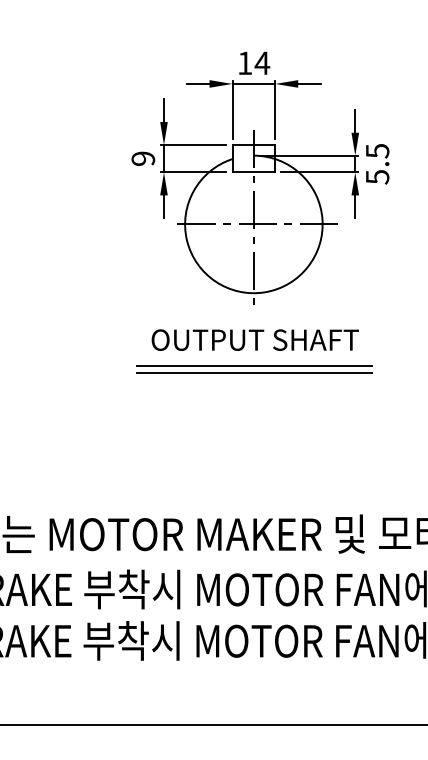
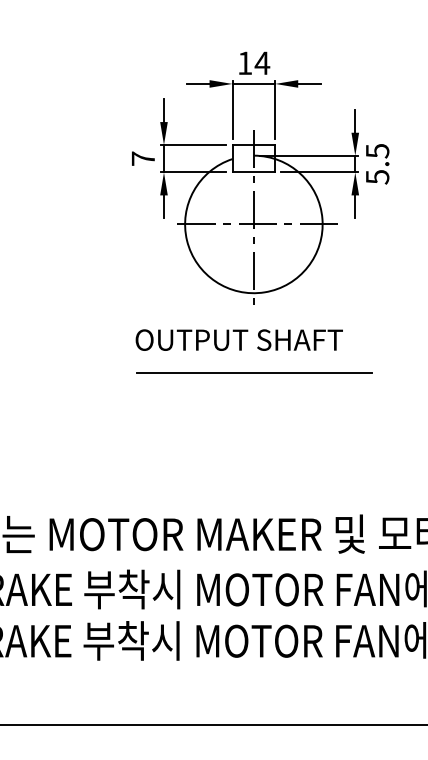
text: 9 -> 7 (143, 158)
text position: (254, 339) -> (238, 339) (238, 339)
line: present -> none (254, 365)
